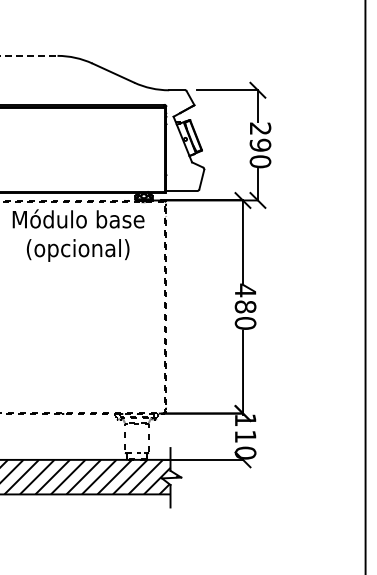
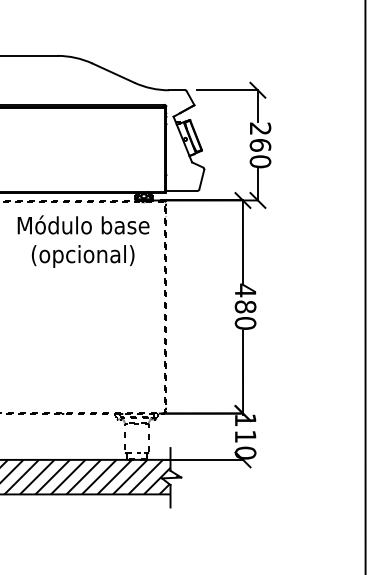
line: dashed -> solid (29, 55)
text: 290 -> 260 (260, 144)
text position: (78, 235) -> (83, 241) (83, 241)
